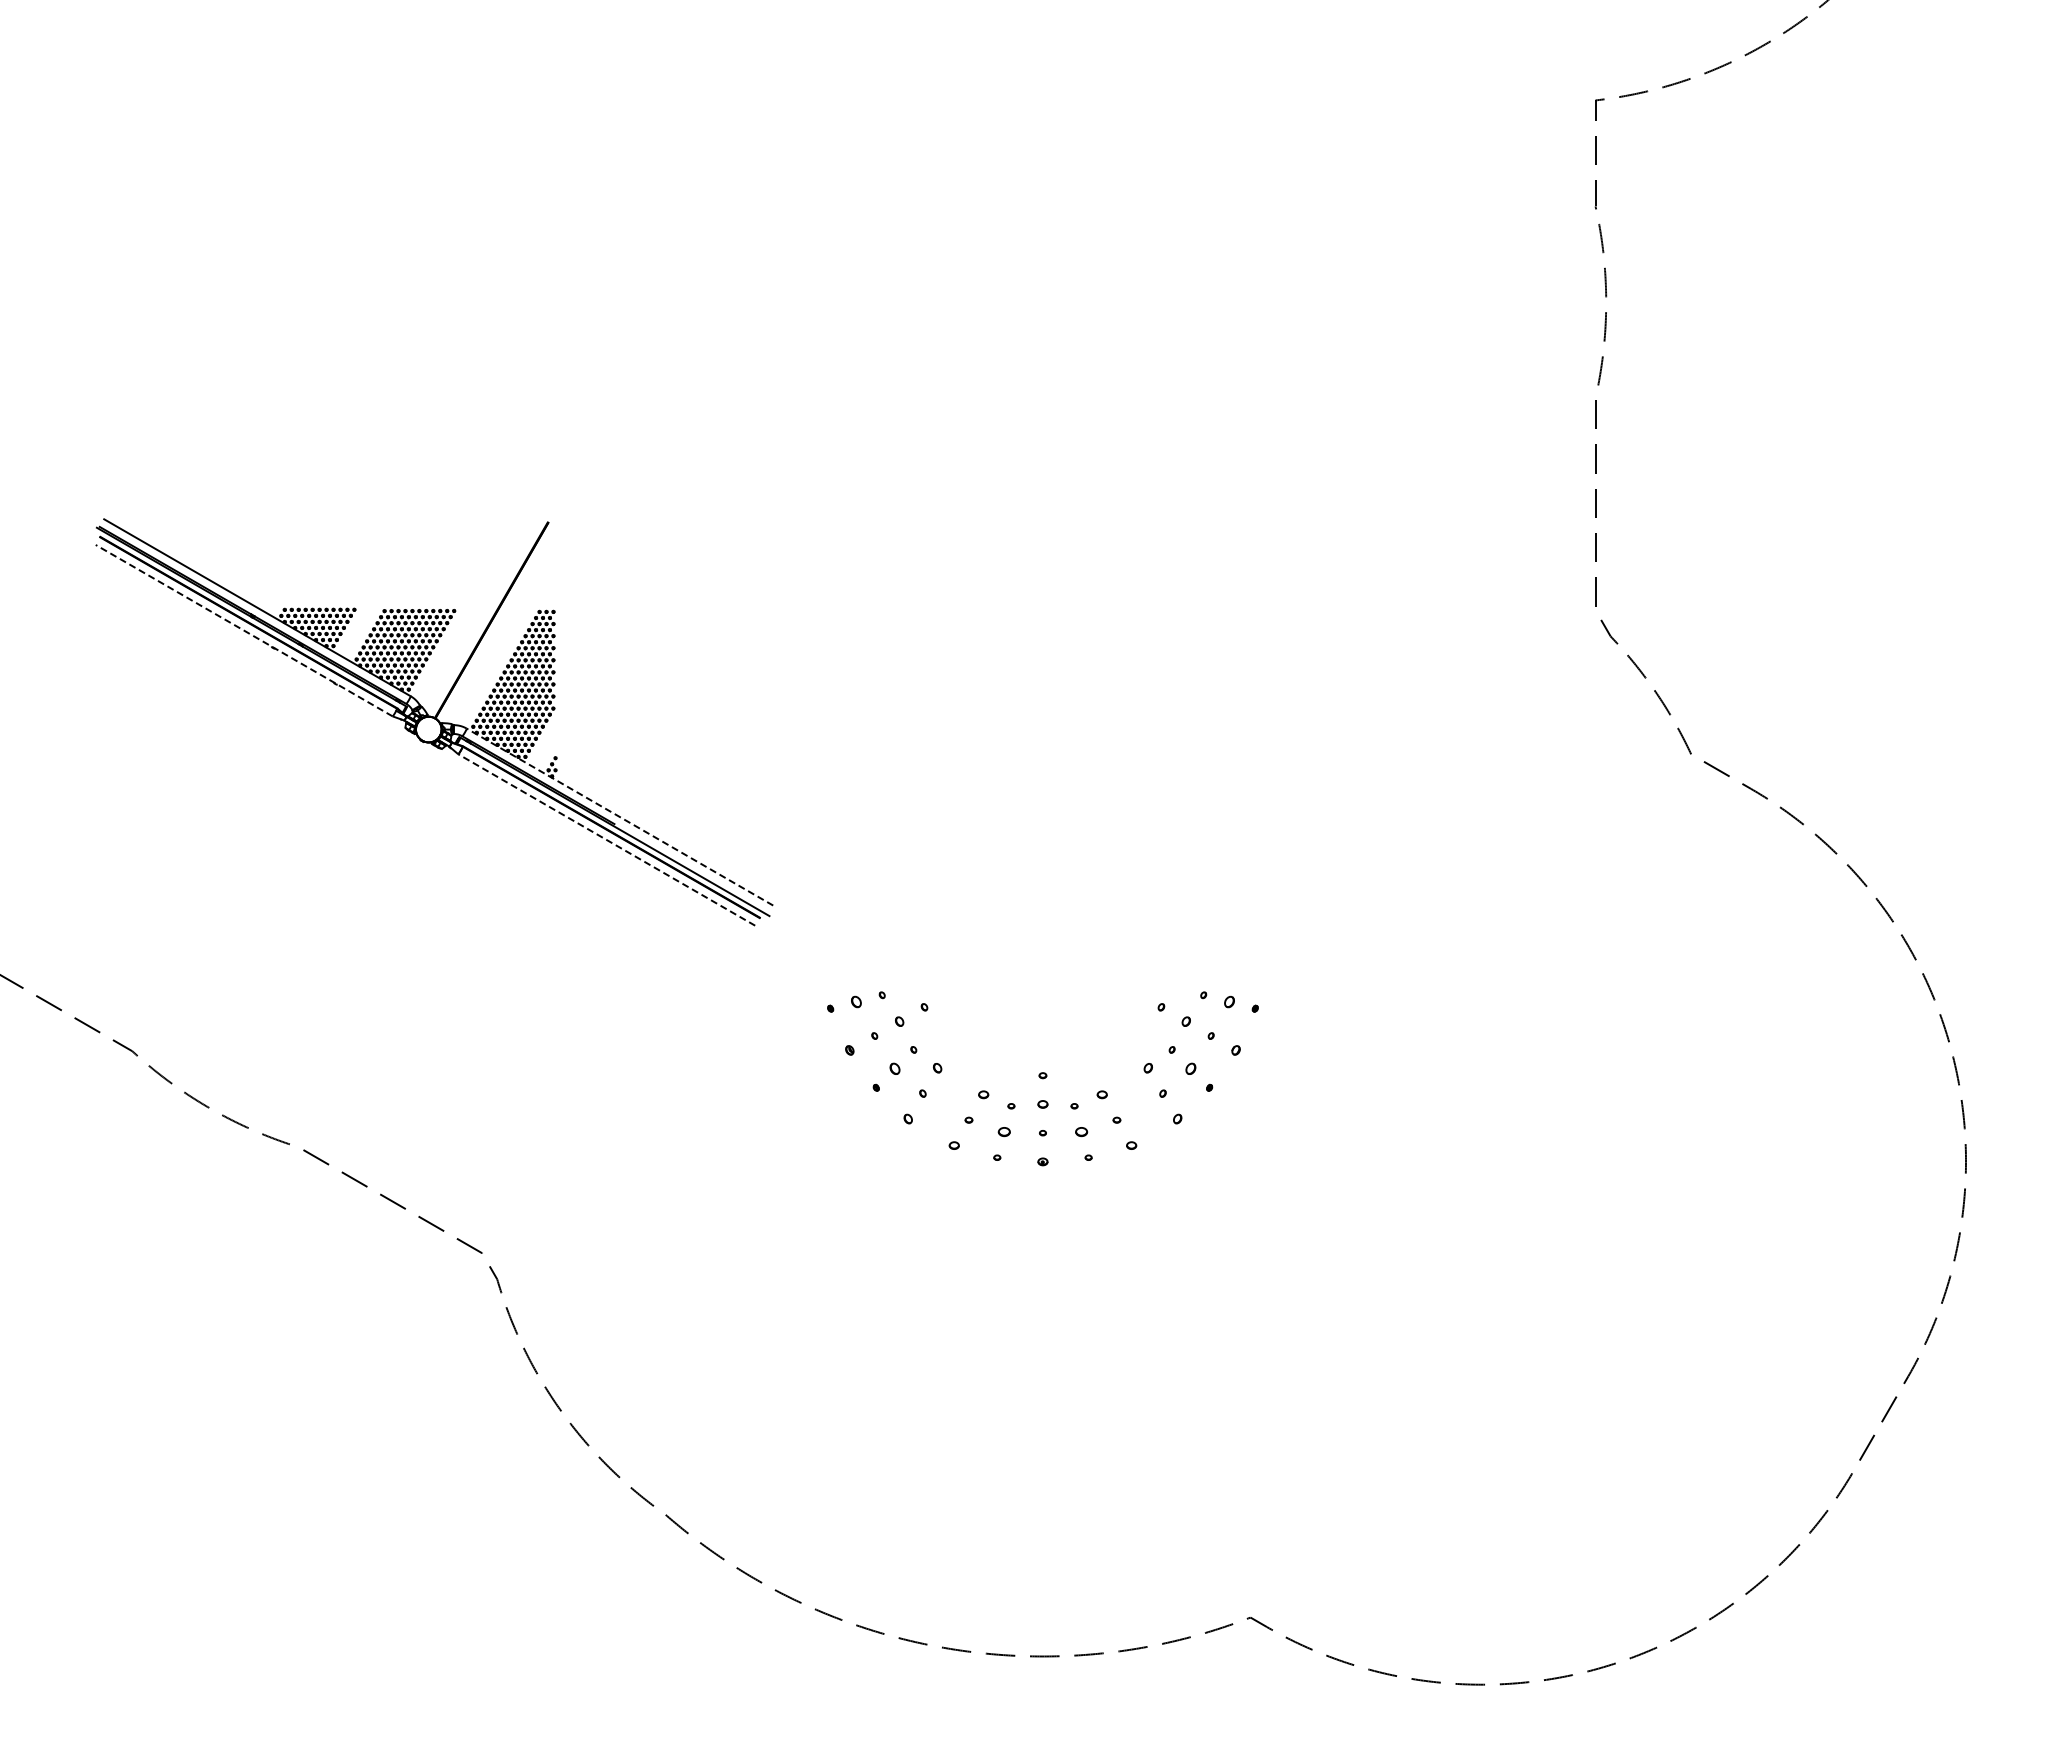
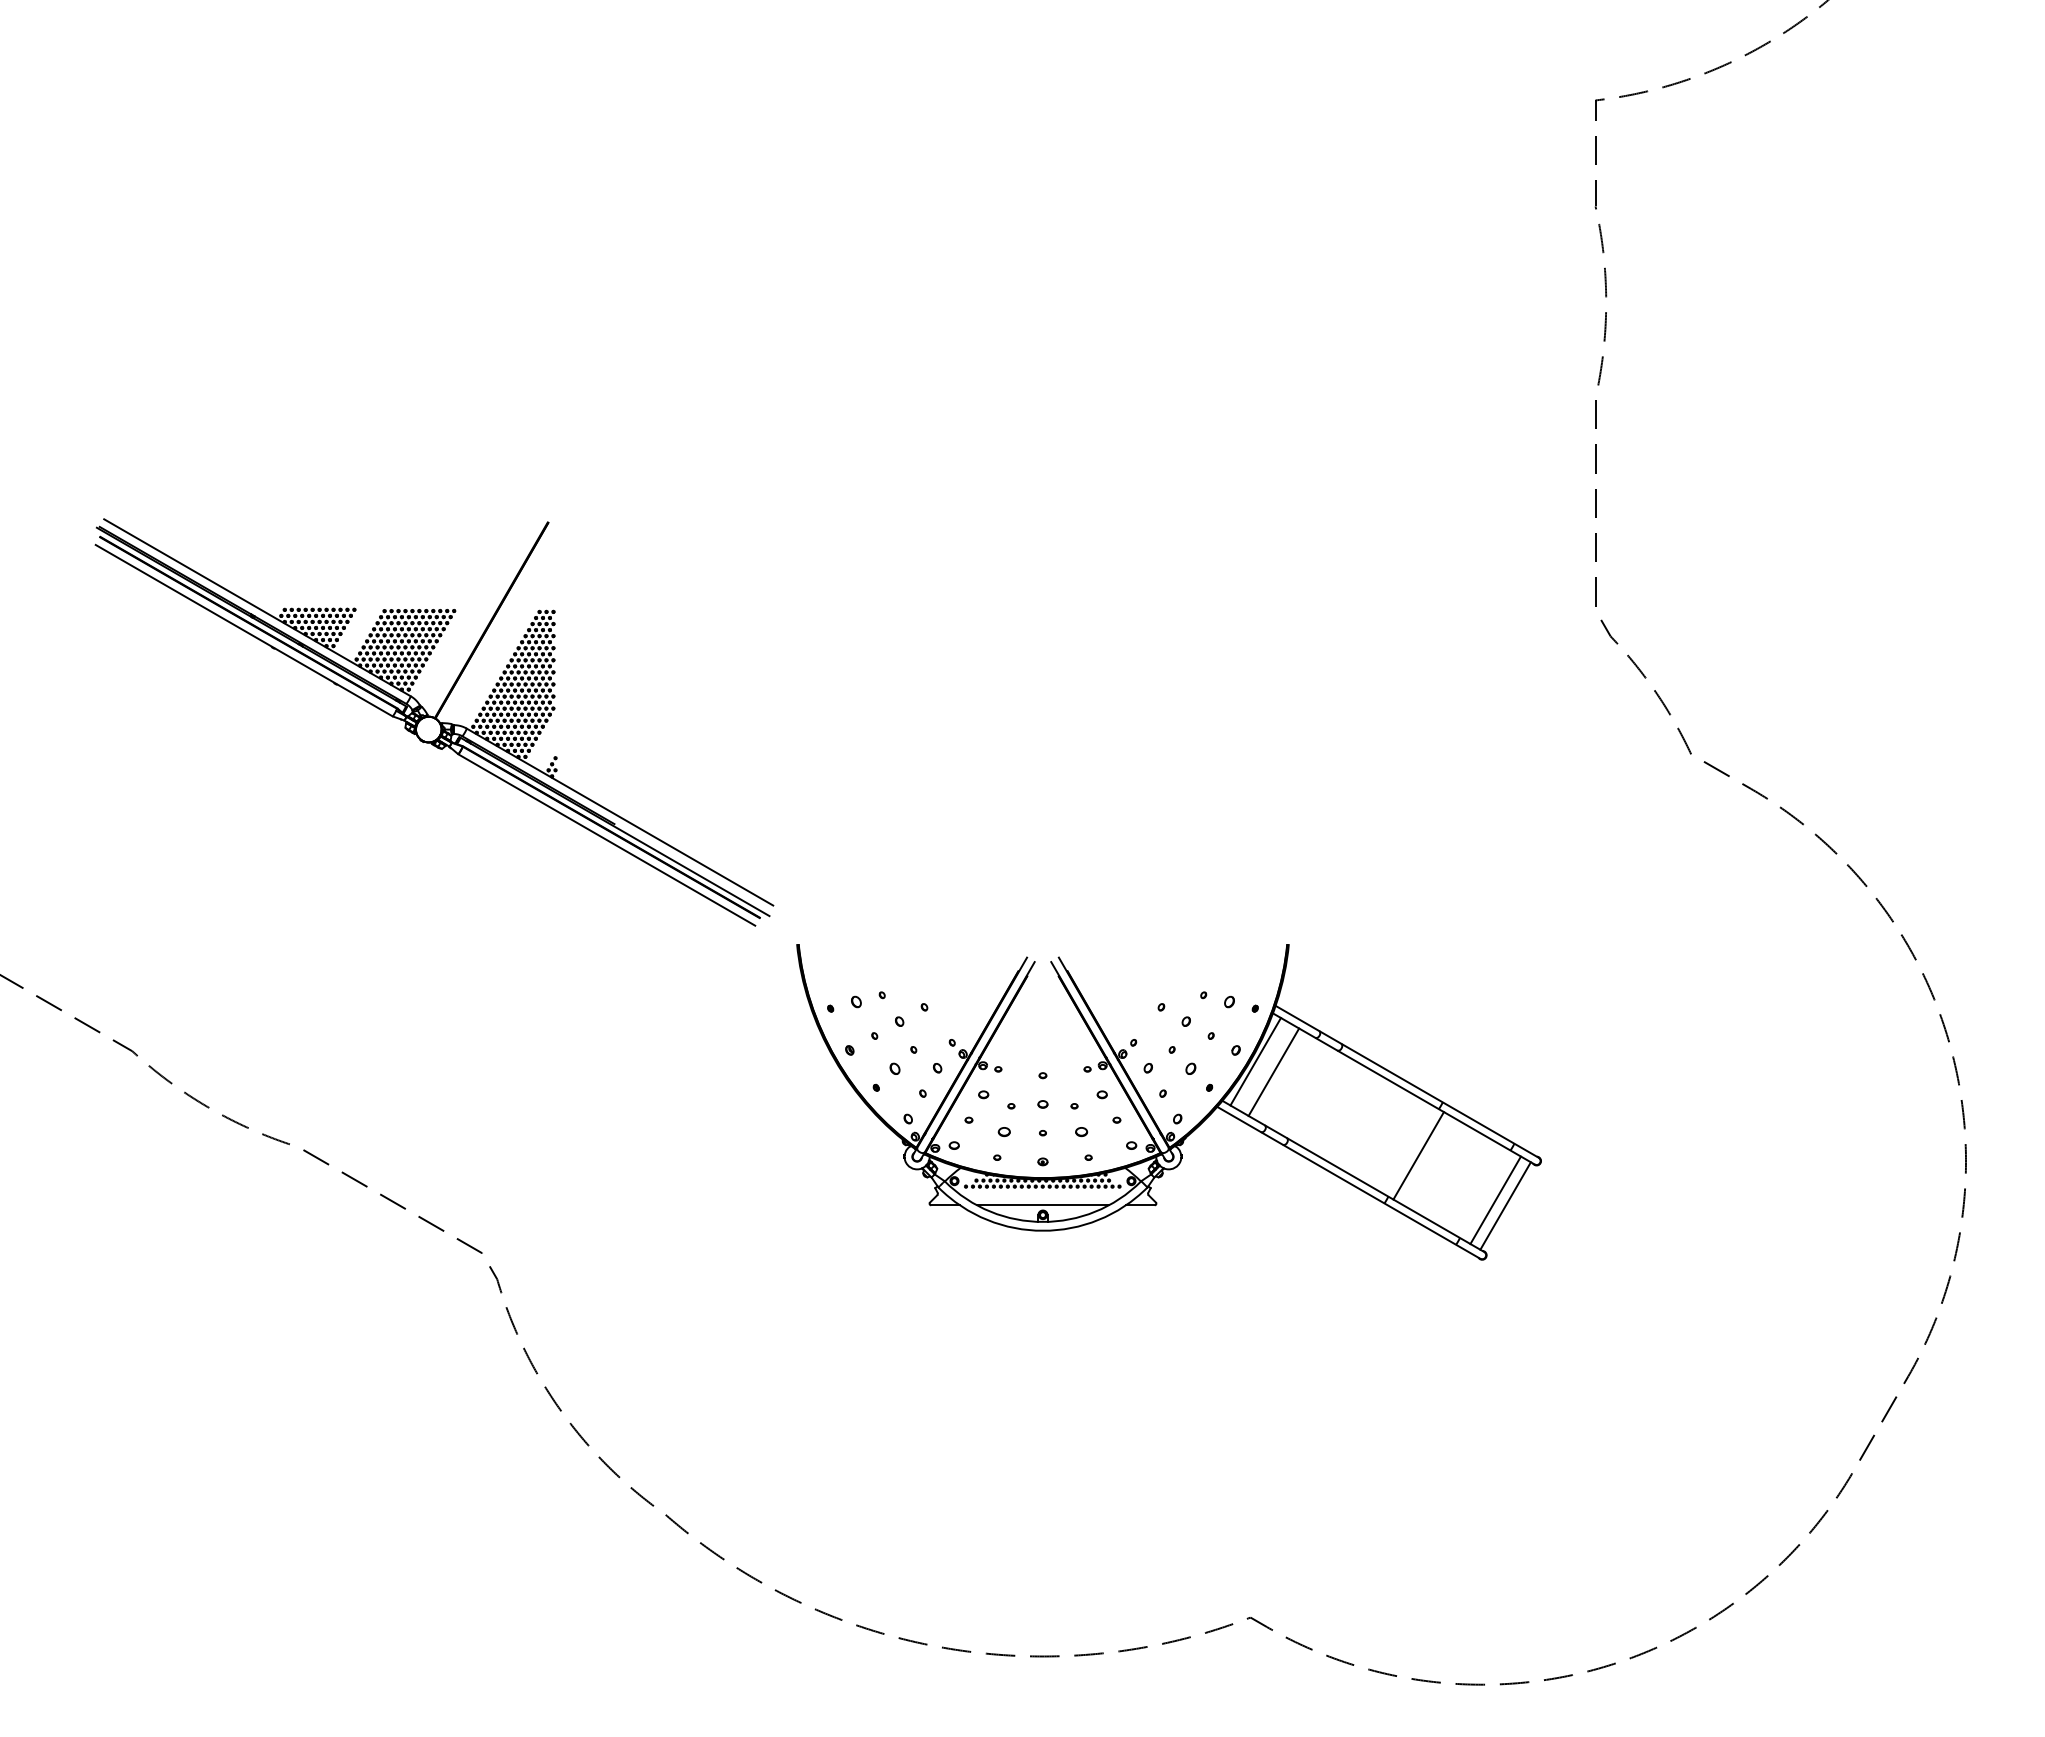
line: dashed -> solid (243, 630)
line: dashed -> solid (619, 817)
line: dashed -> solid (606, 839)
part: none -> present (1150, 1112)
